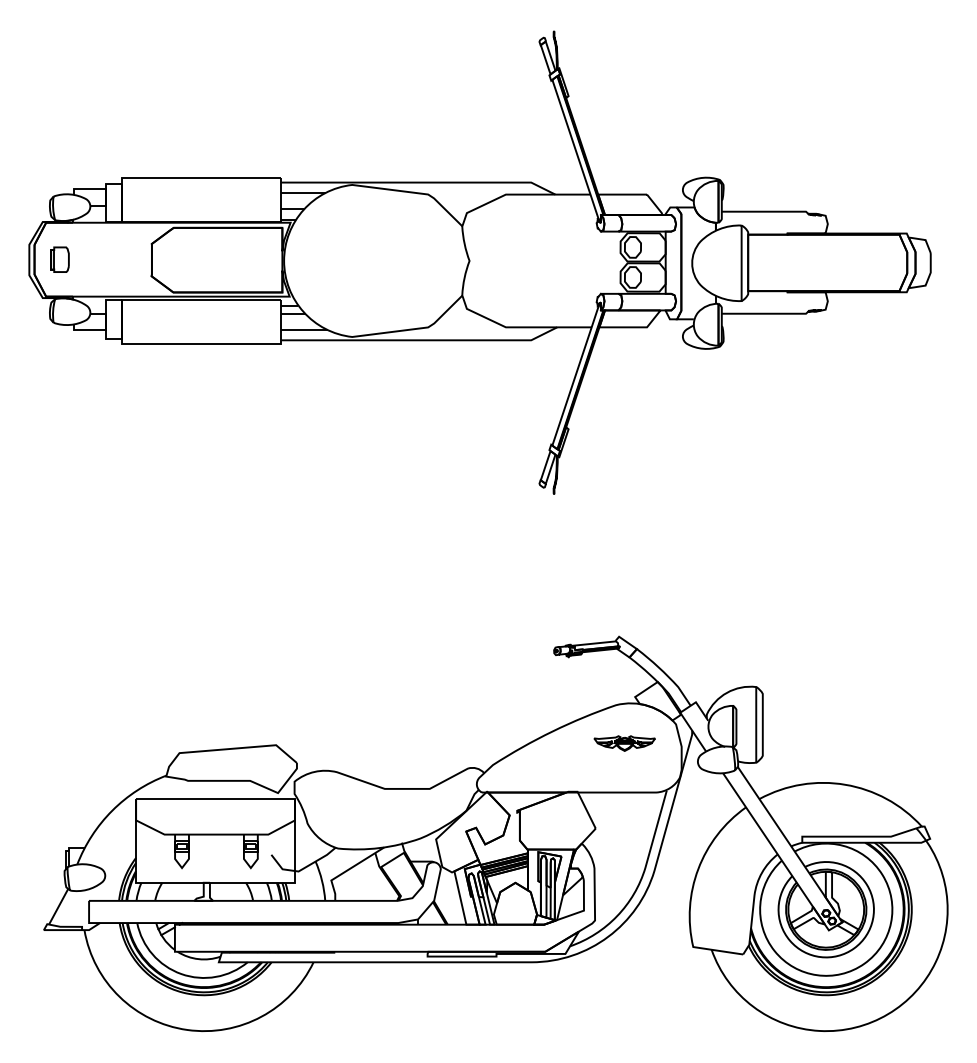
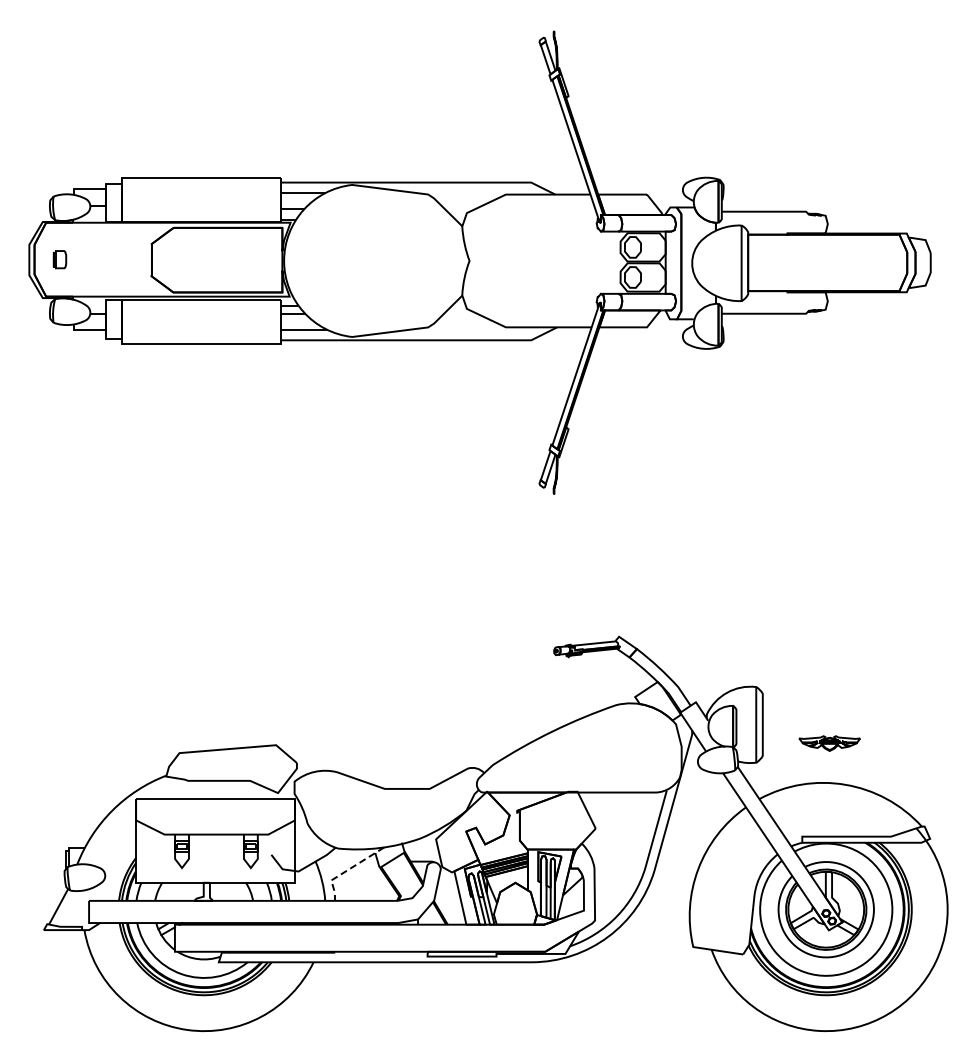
part size: 20x27 px -> 16x20 px (59, 259)
part position: (624, 743) -> (829, 743) (829, 743)
line: solid -> dashed (347, 870)
